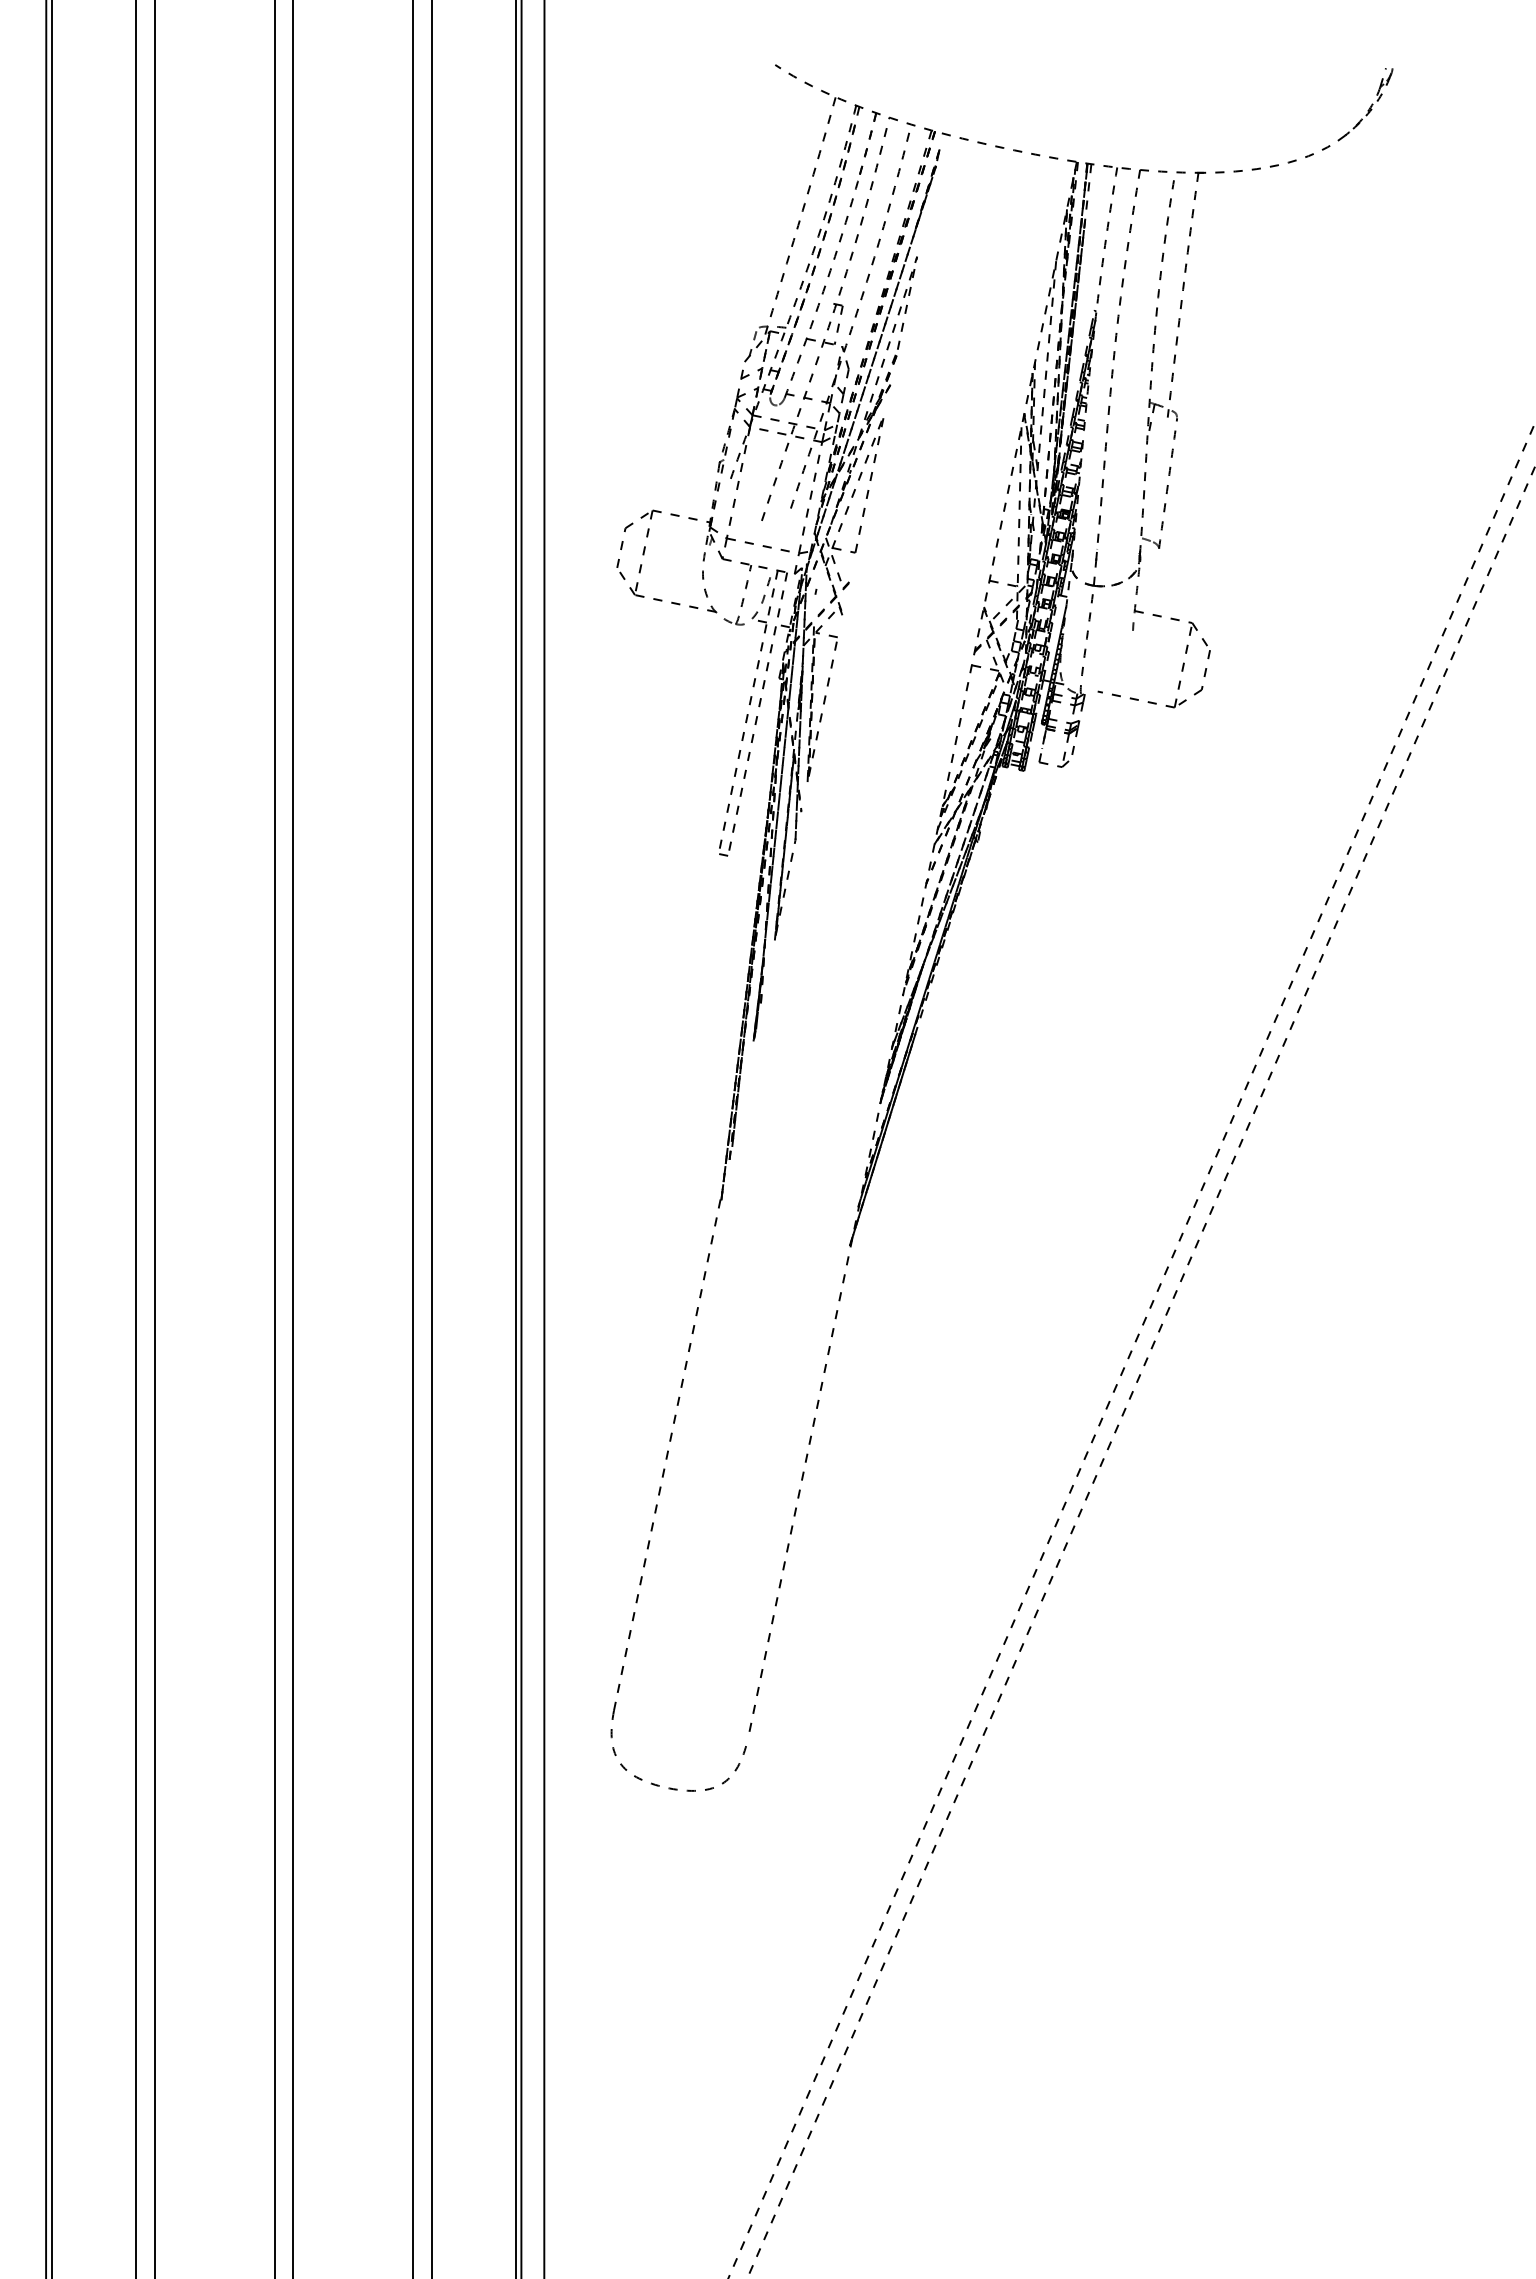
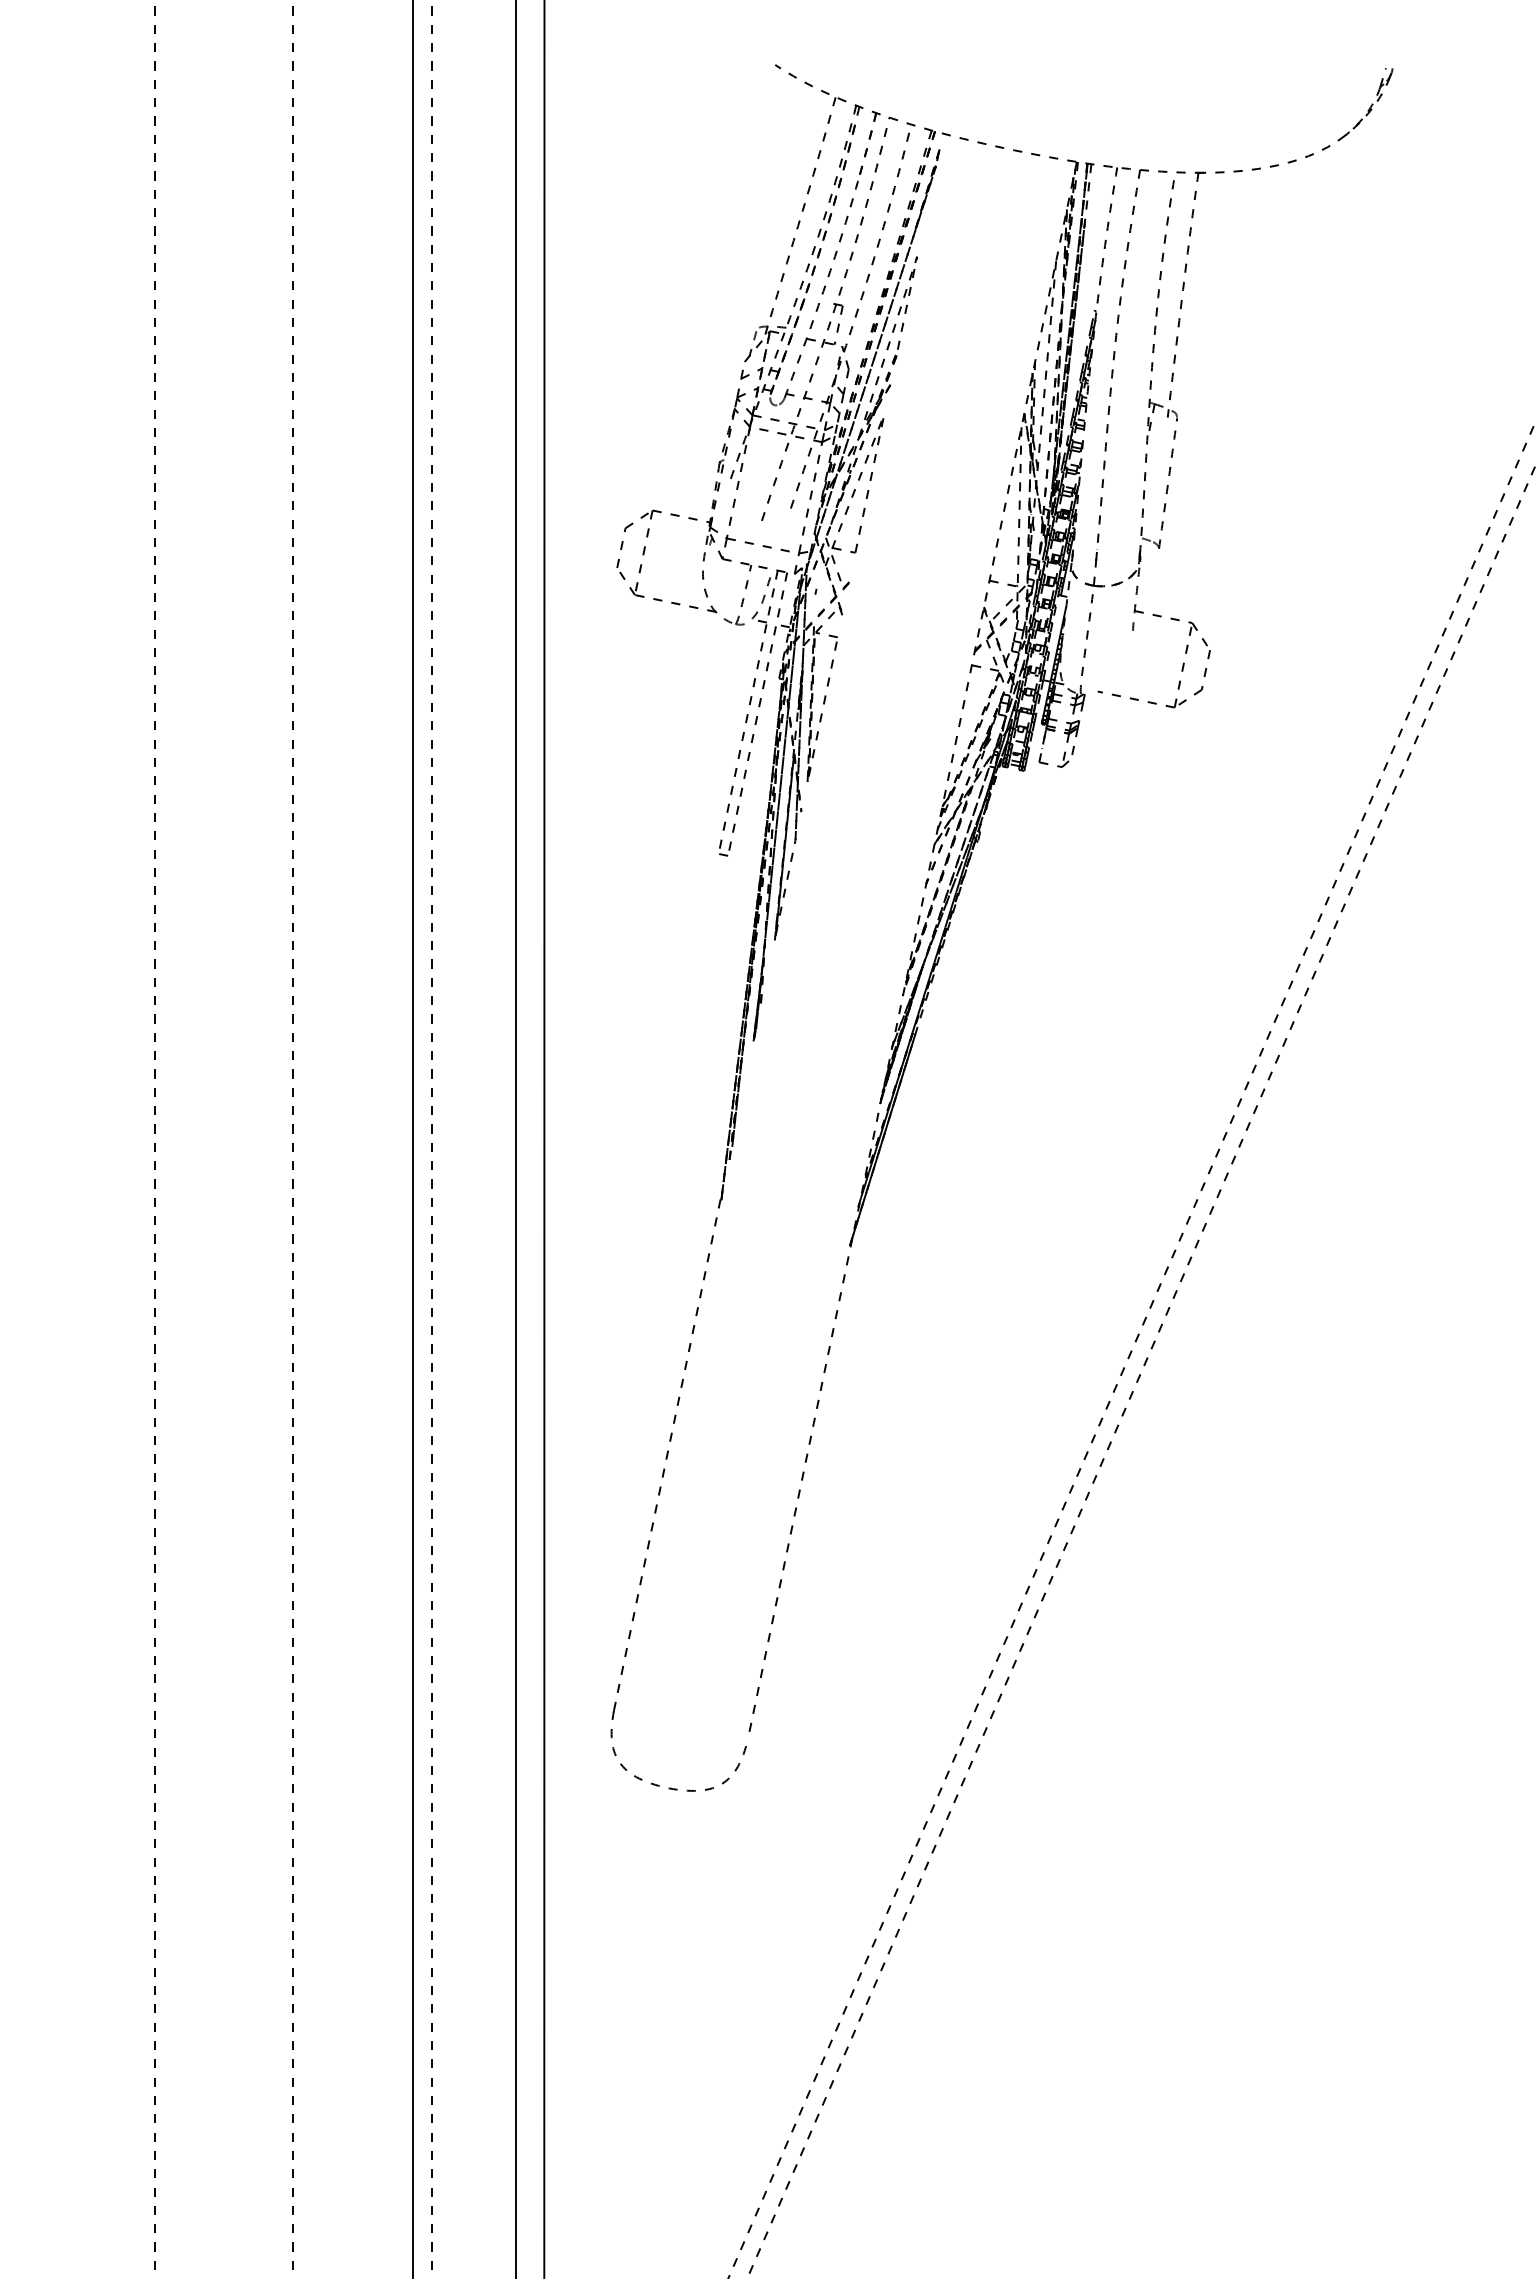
line: present -> none (46, 1138)
line: present -> none (51, 1138)
line: present -> none (136, 1138)
line: present -> none (274, 1138)
line: present -> none (521, 1138)
line: solid -> dashed (155, 1139)
line: solid -> dashed (293, 1139)
line: solid -> dashed (431, 1139)
